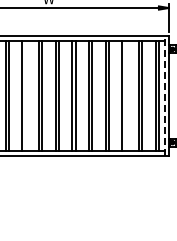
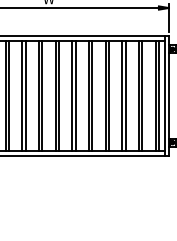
line: none -> present (25, 95)
line: none -> present (125, 95)
line: dashed -> solid (164, 95)
